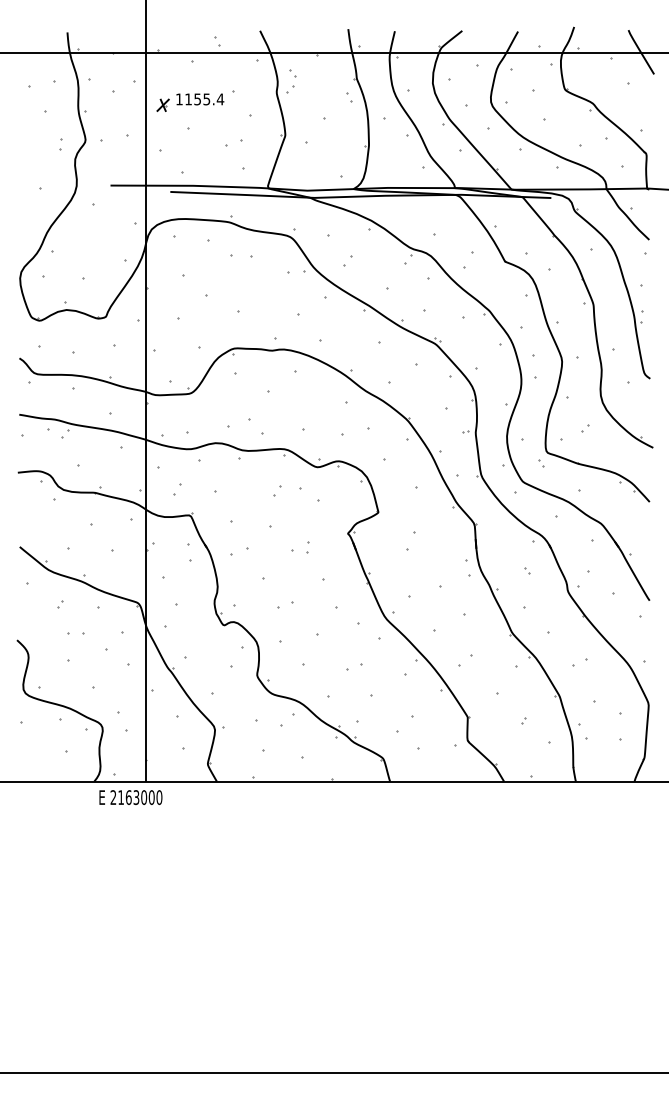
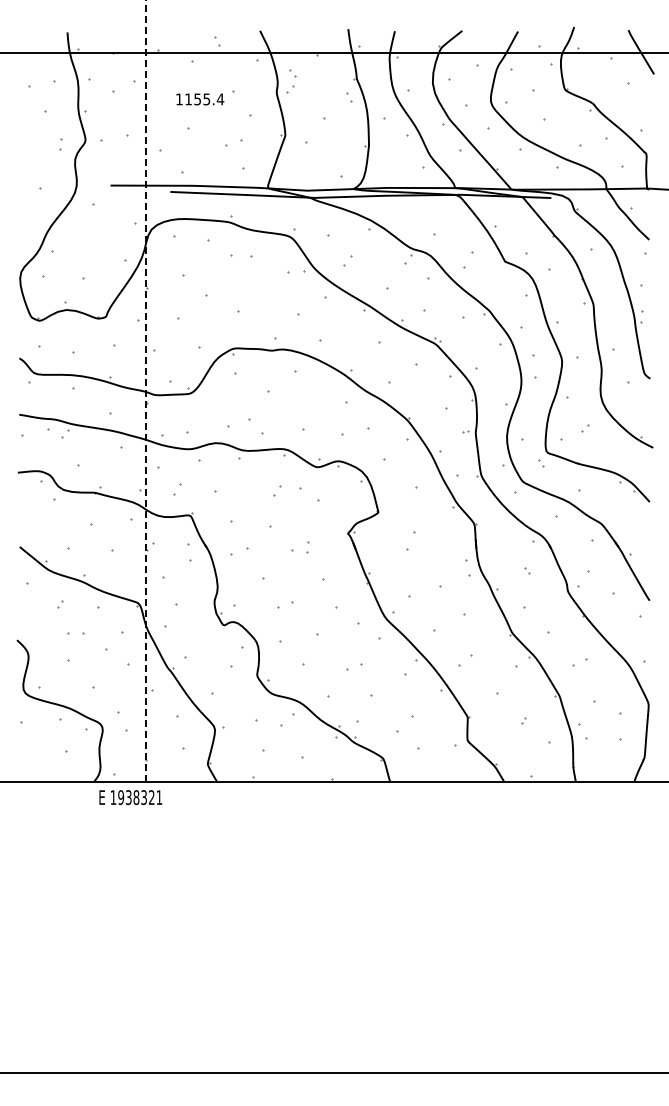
part: present -> none (162, 104)
line: solid -> dashed (145, 390)
text: 2163000 -> 1938321 (136, 797)
